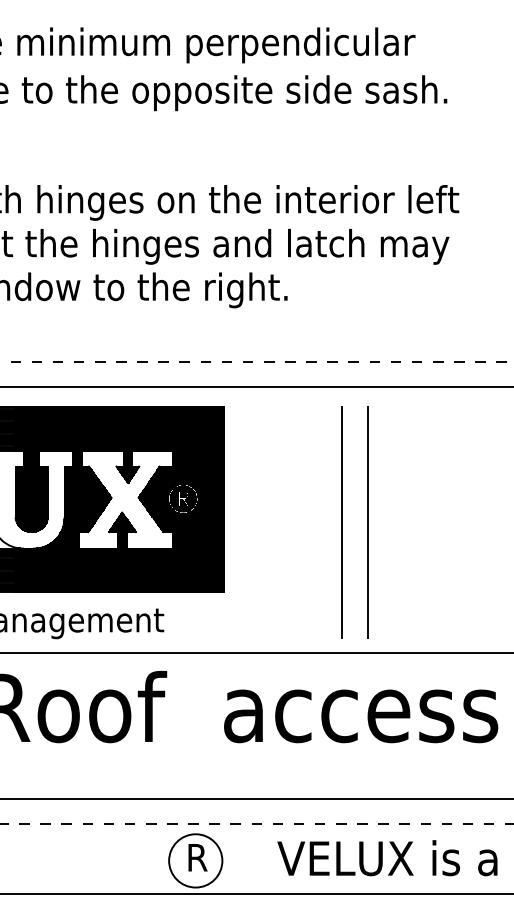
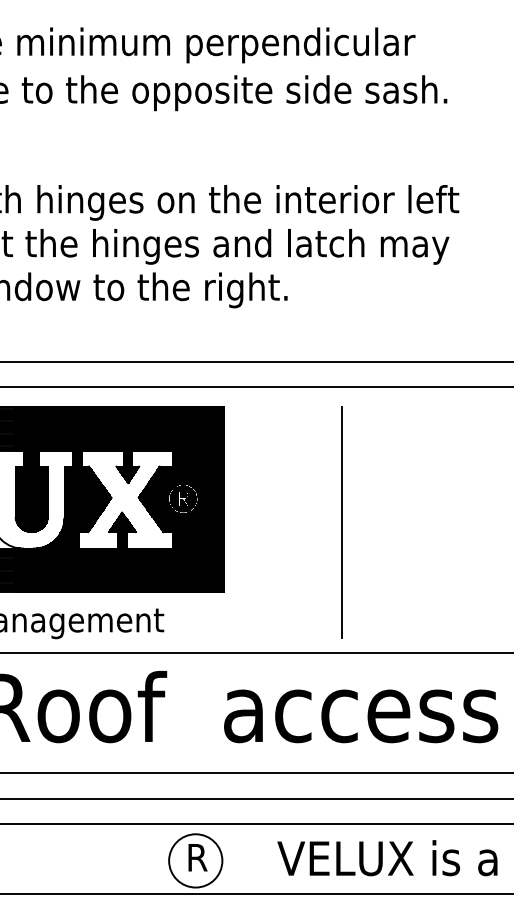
line: dashed -> solid (257, 361)
line: present -> none (367, 522)
line: none -> present (256, 773)
line: dashed -> solid (257, 824)
